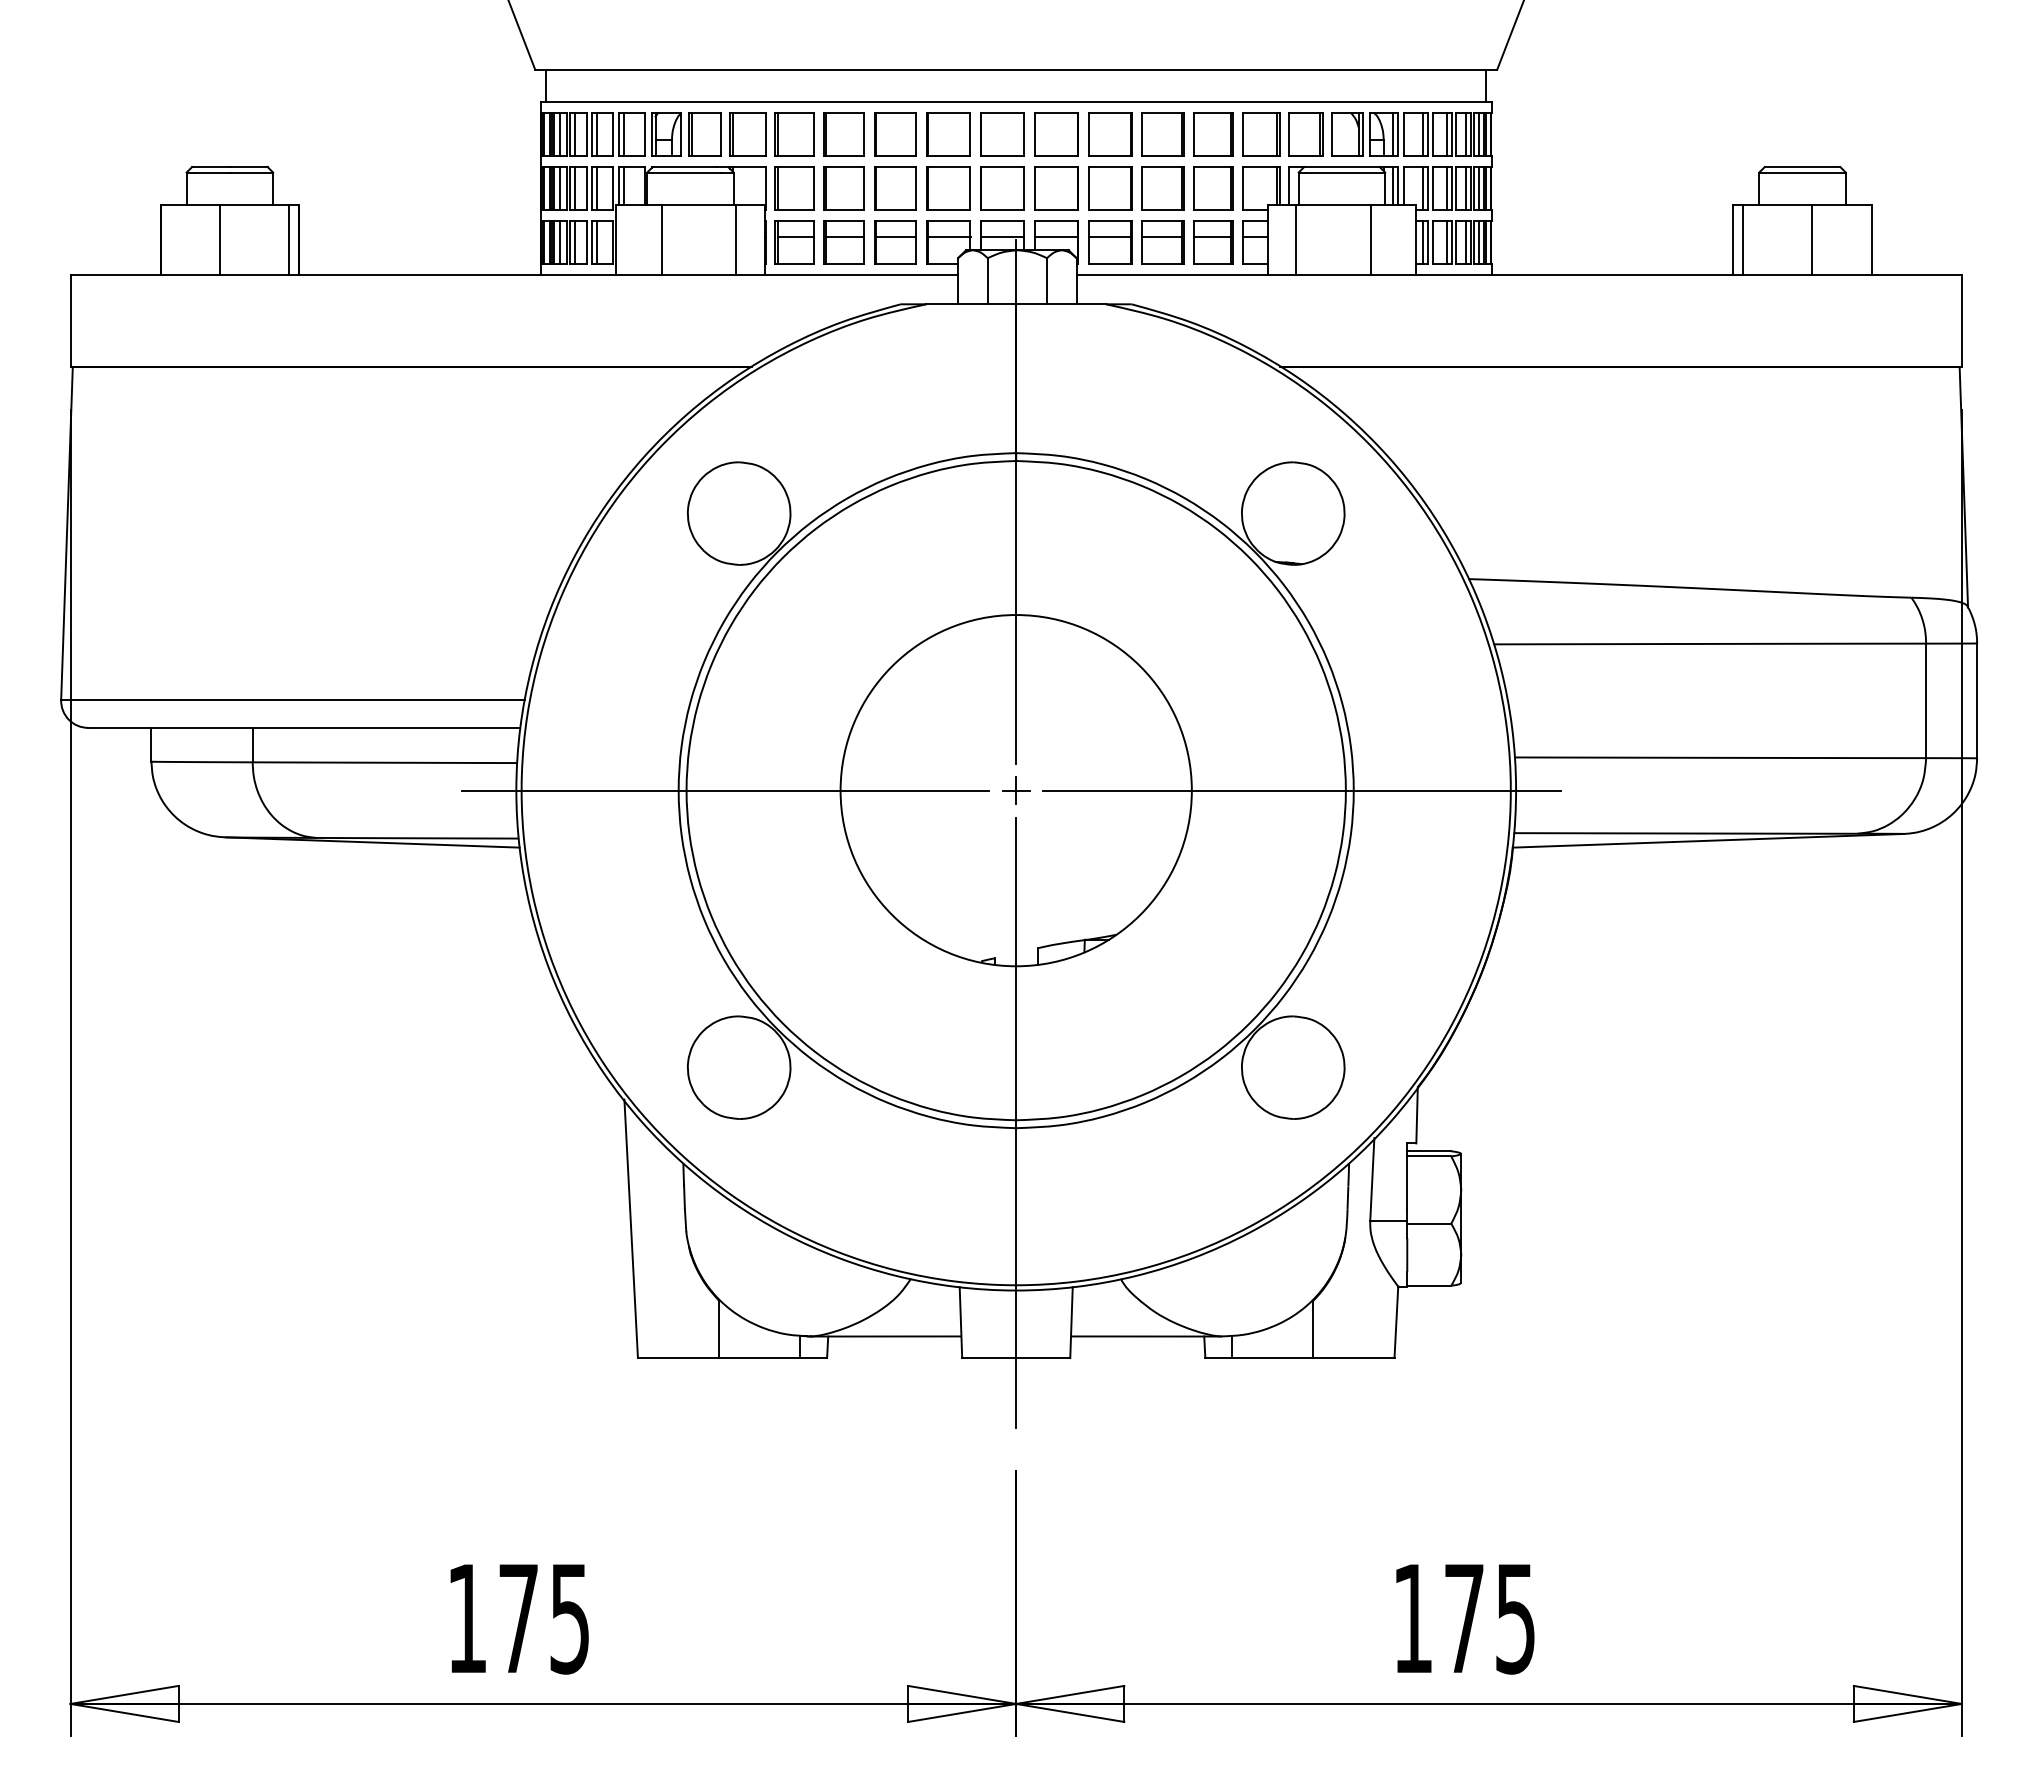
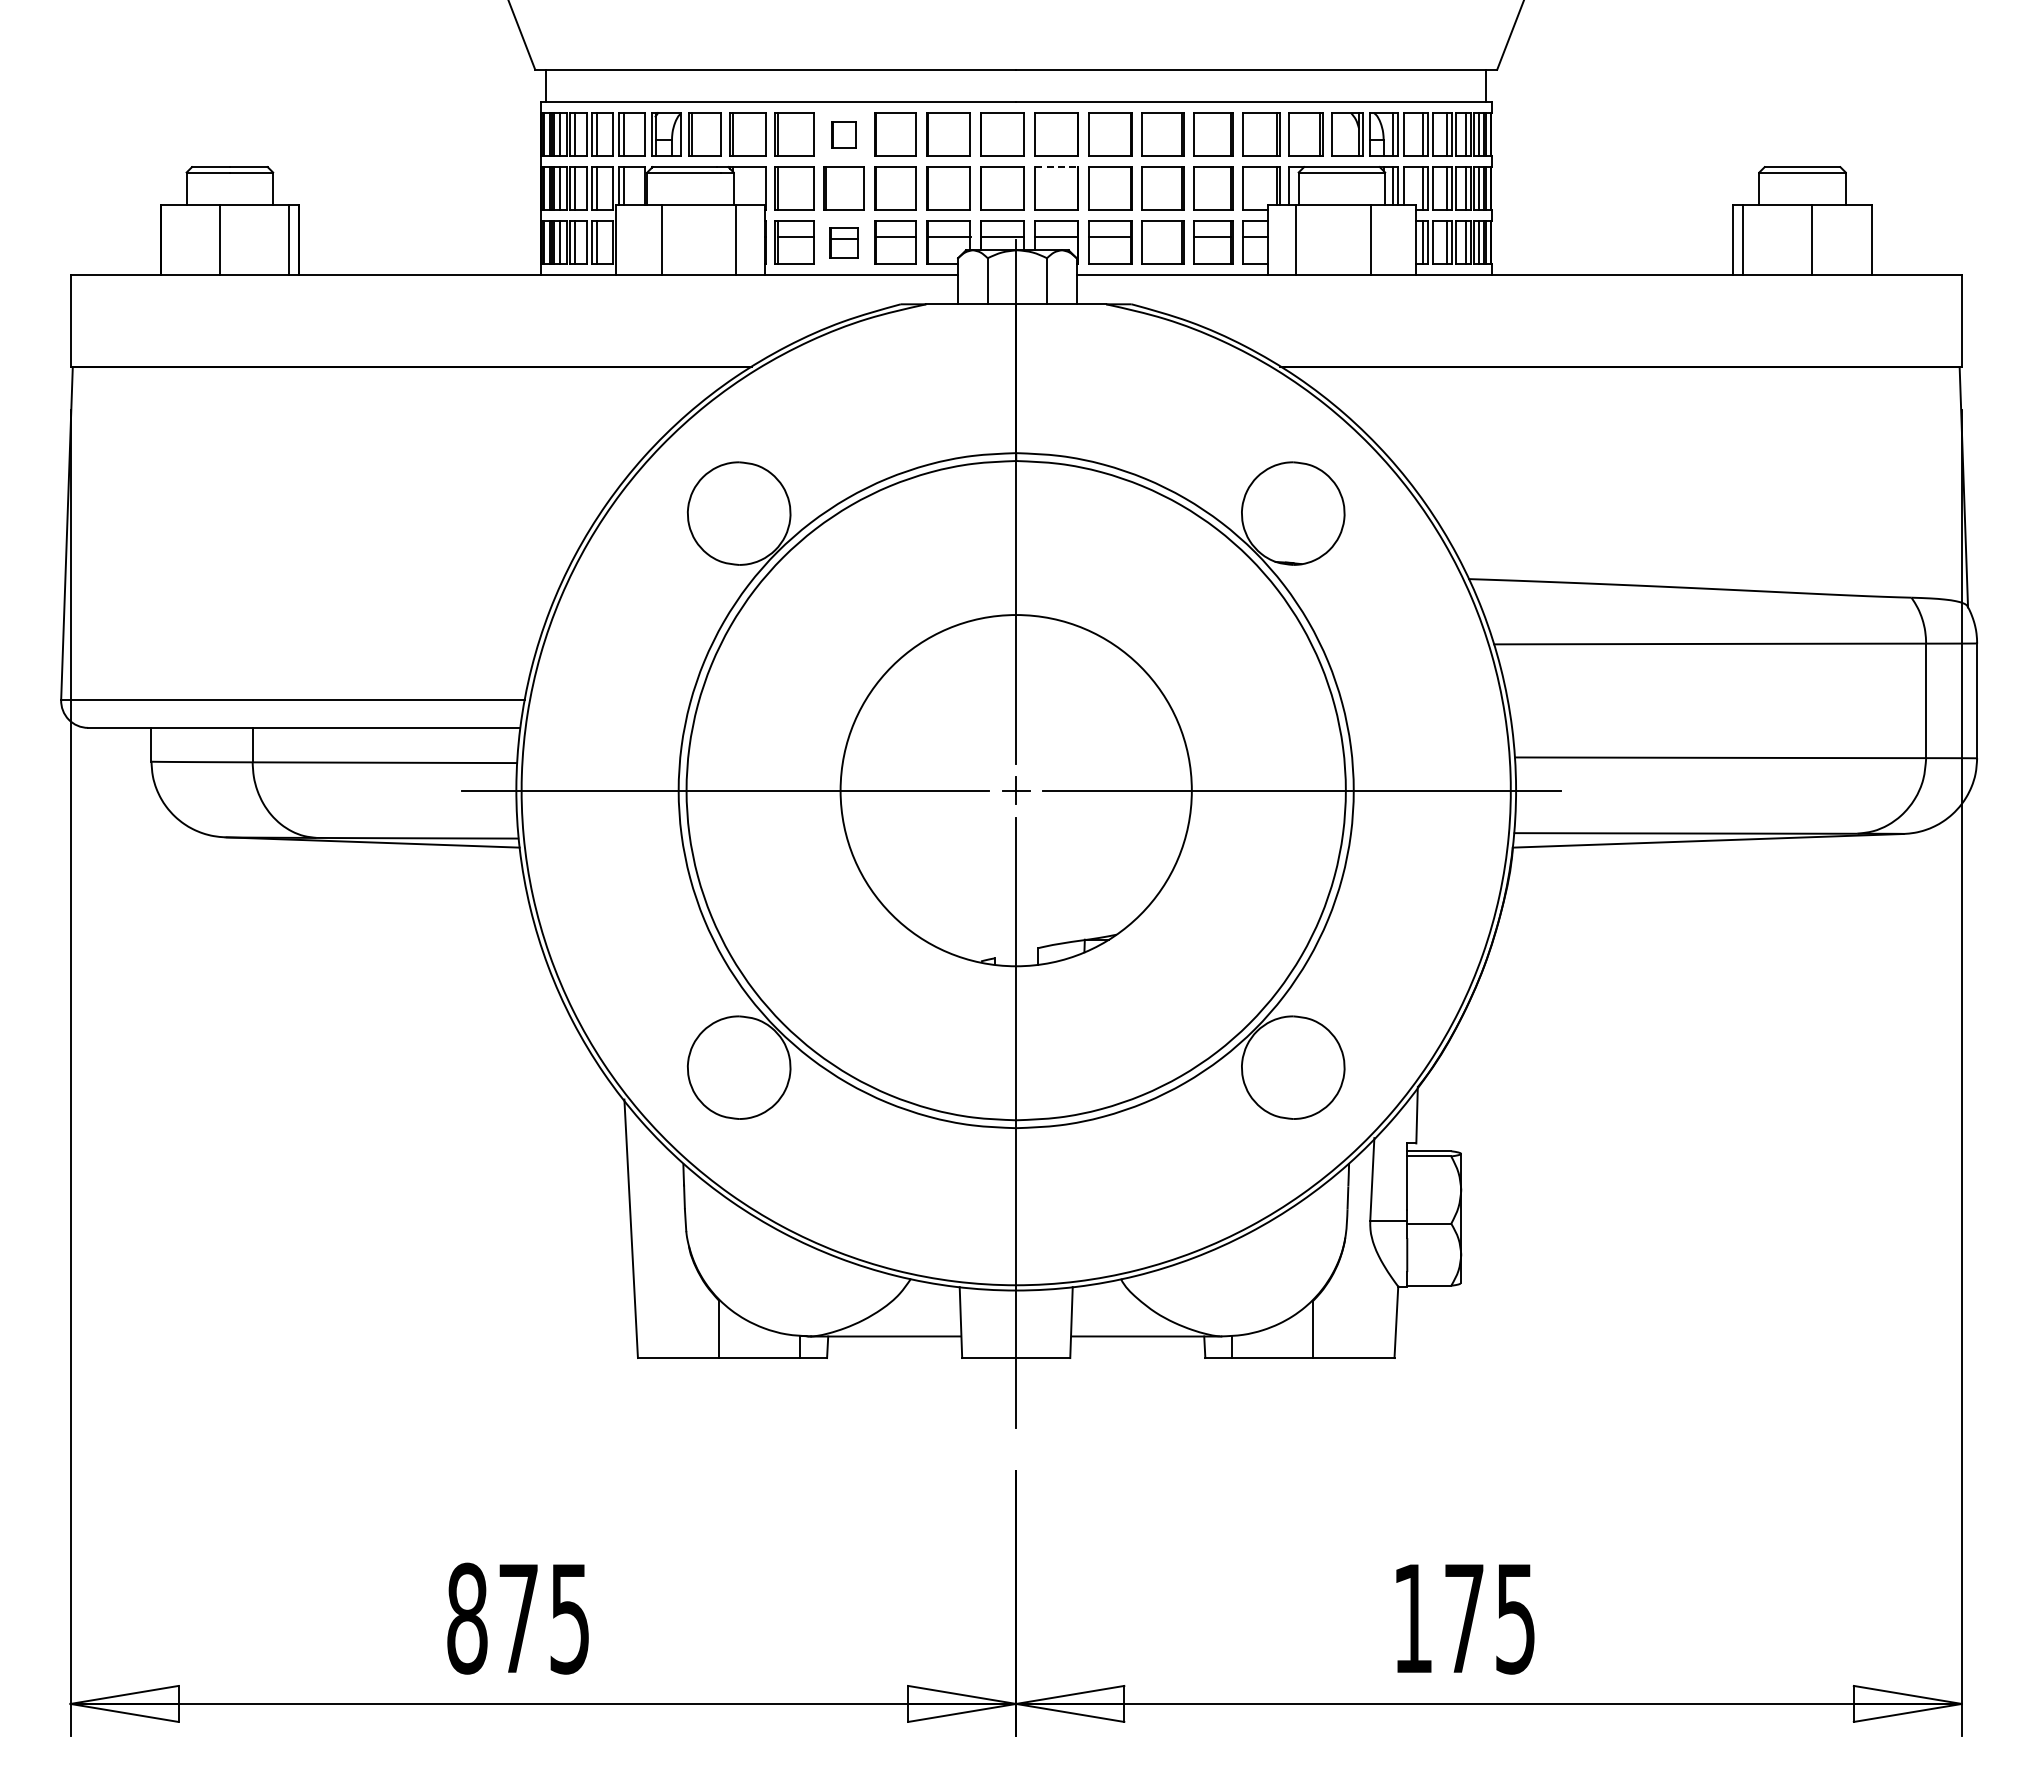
part size: 42x45 px -> 26x28 px (843, 134)
line: solid -> dashed (1056, 167)
line: present -> none (1161, 237)
part size: 42x45 px -> 30x32 px (843, 242)
text: 175 -> 875 (467, 1618)
